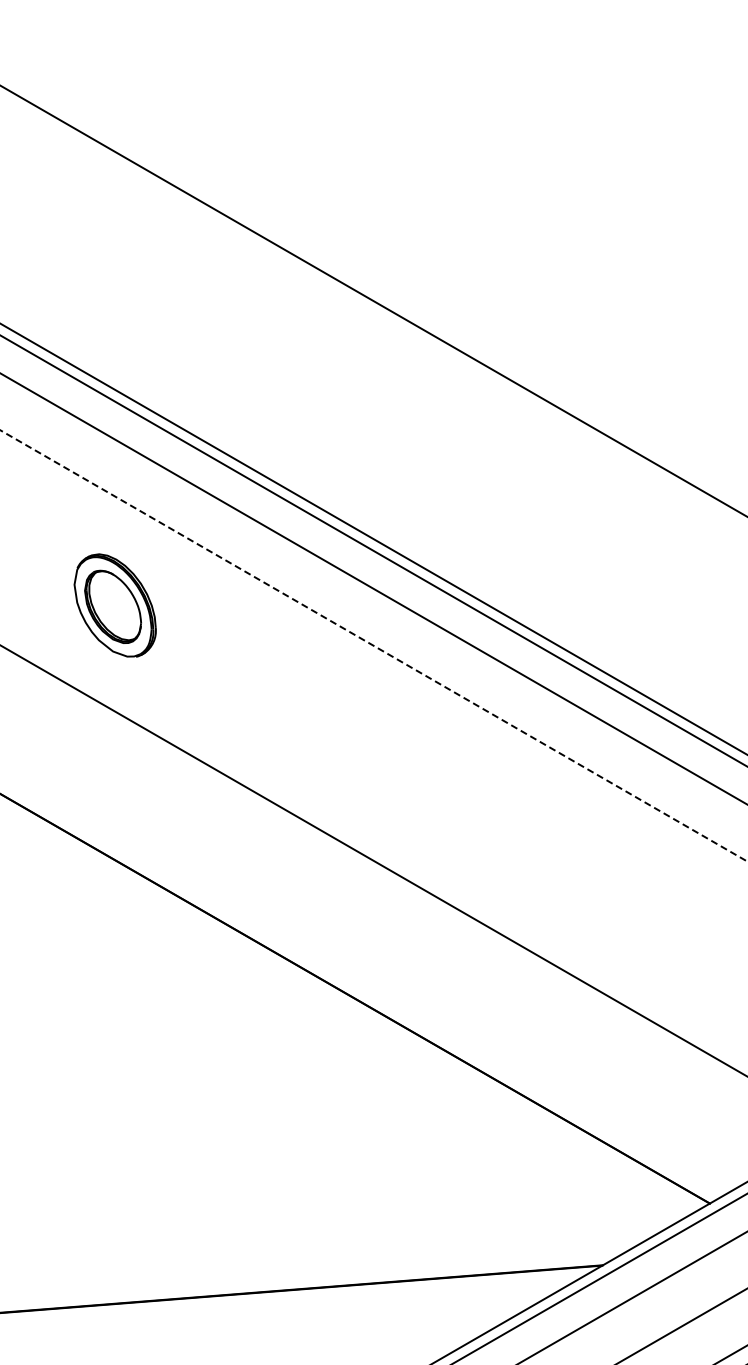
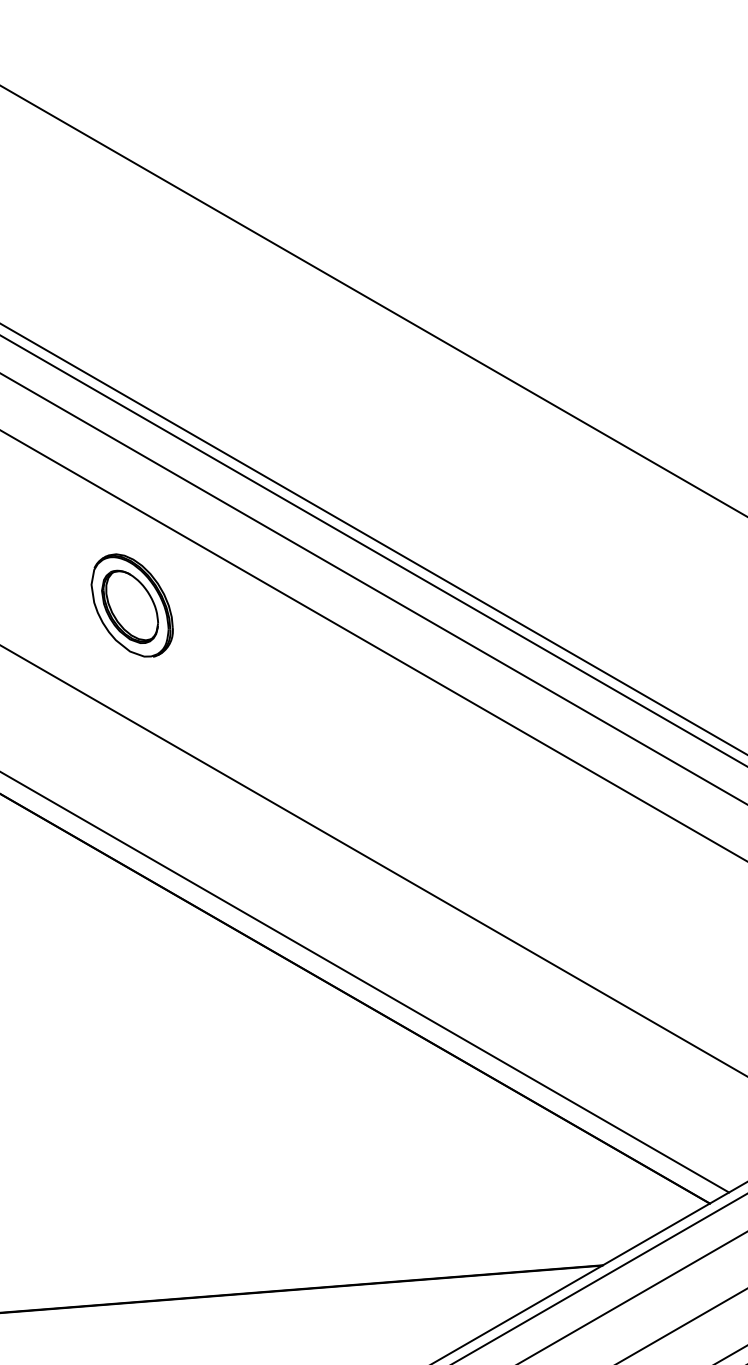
part position: (114, 605) -> (131, 605) (131, 605)
line: dashed -> solid (374, 646)
line: none -> present (365, 982)
